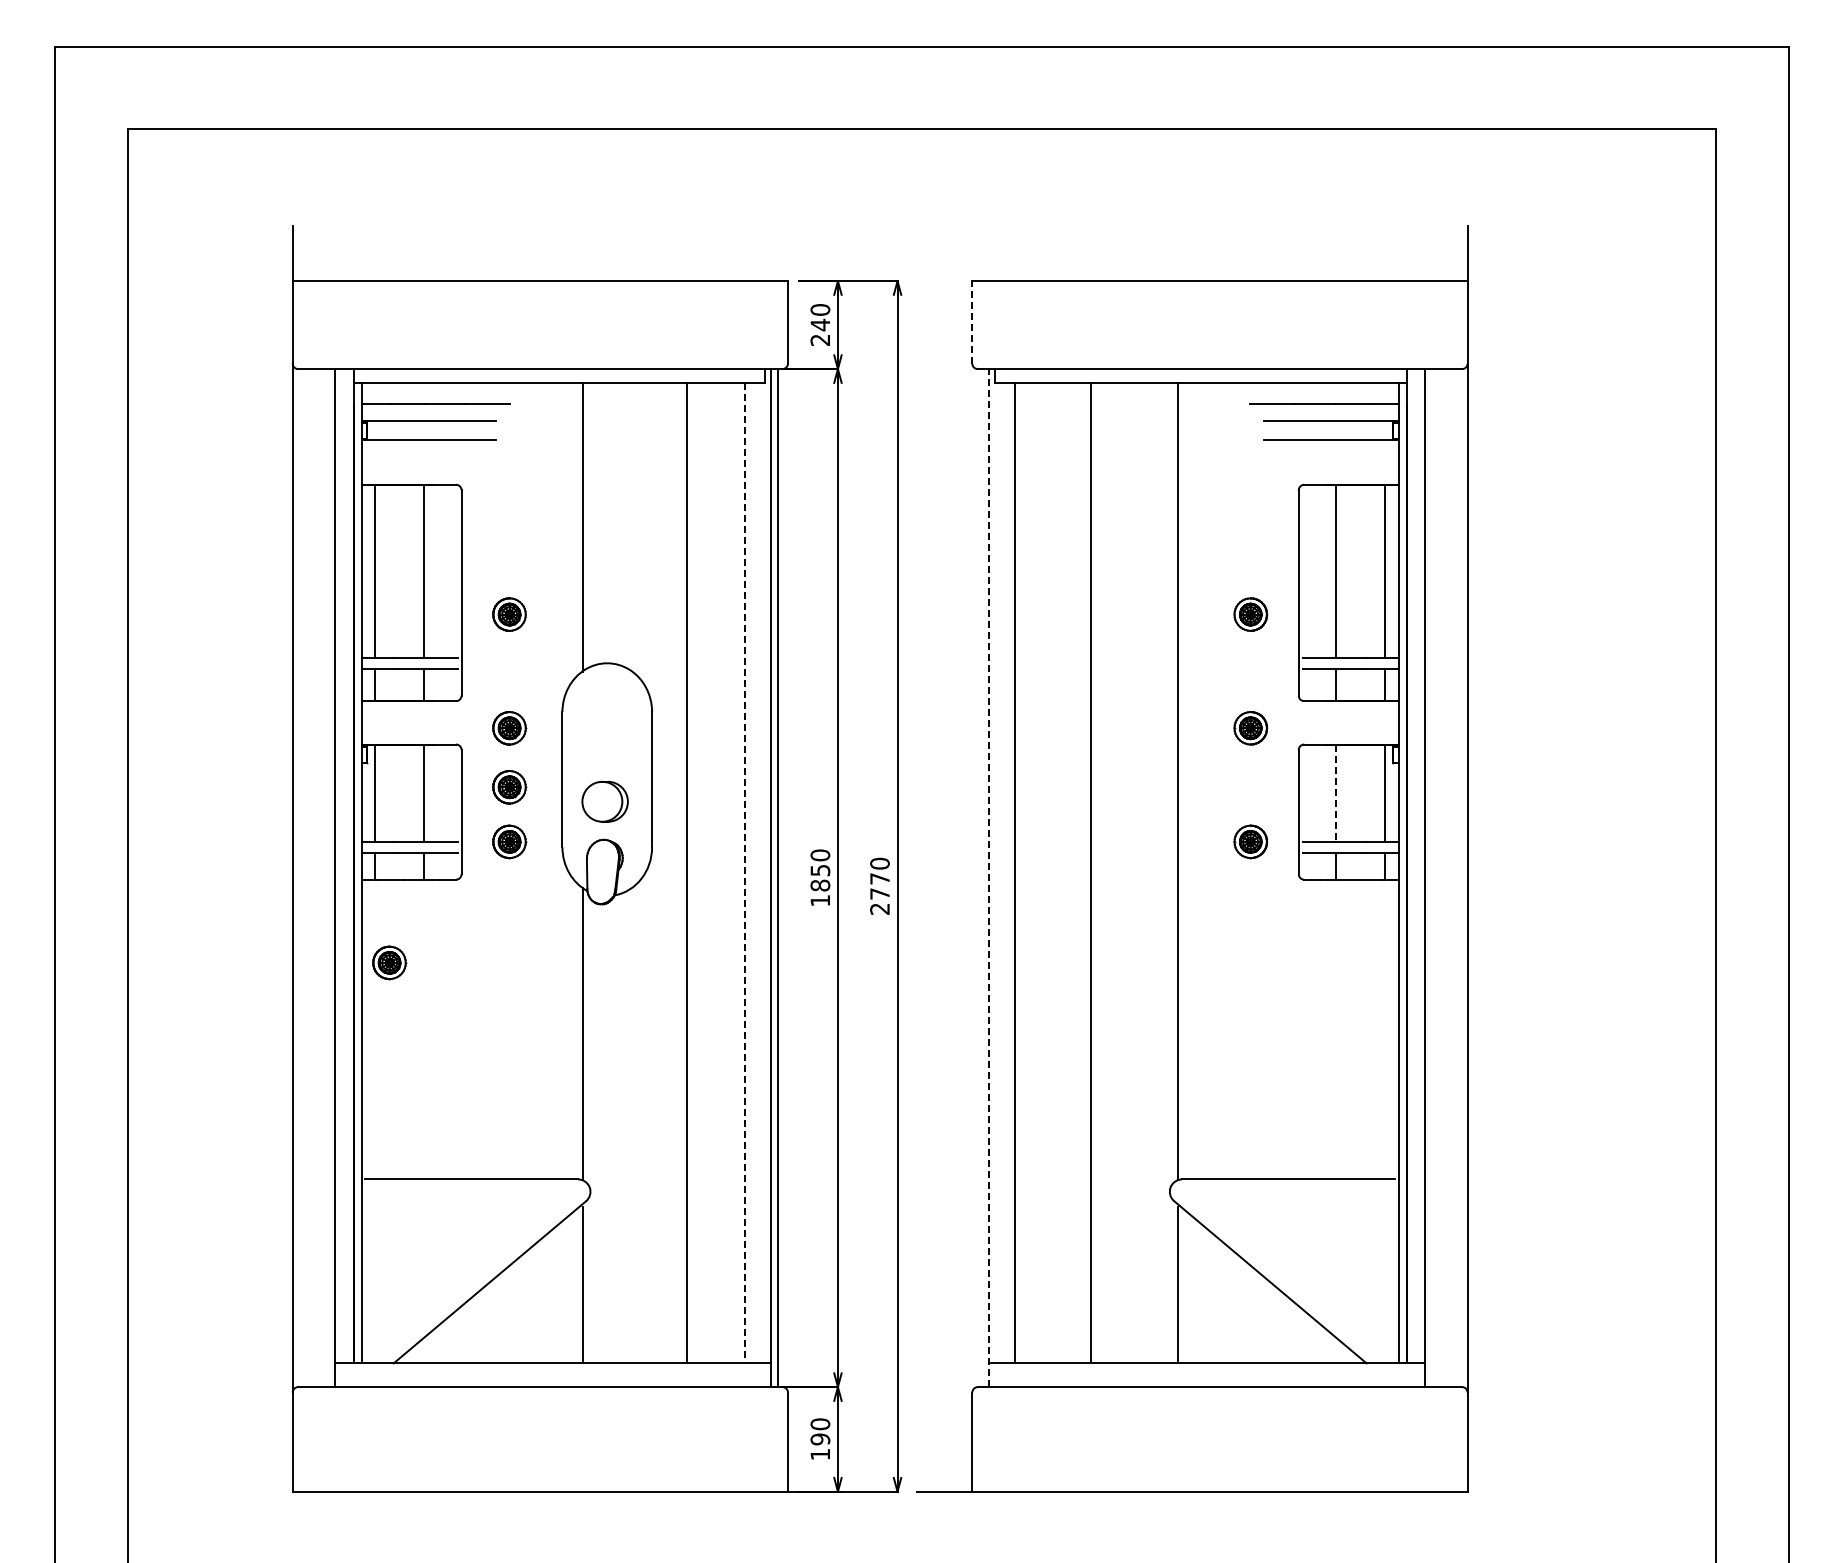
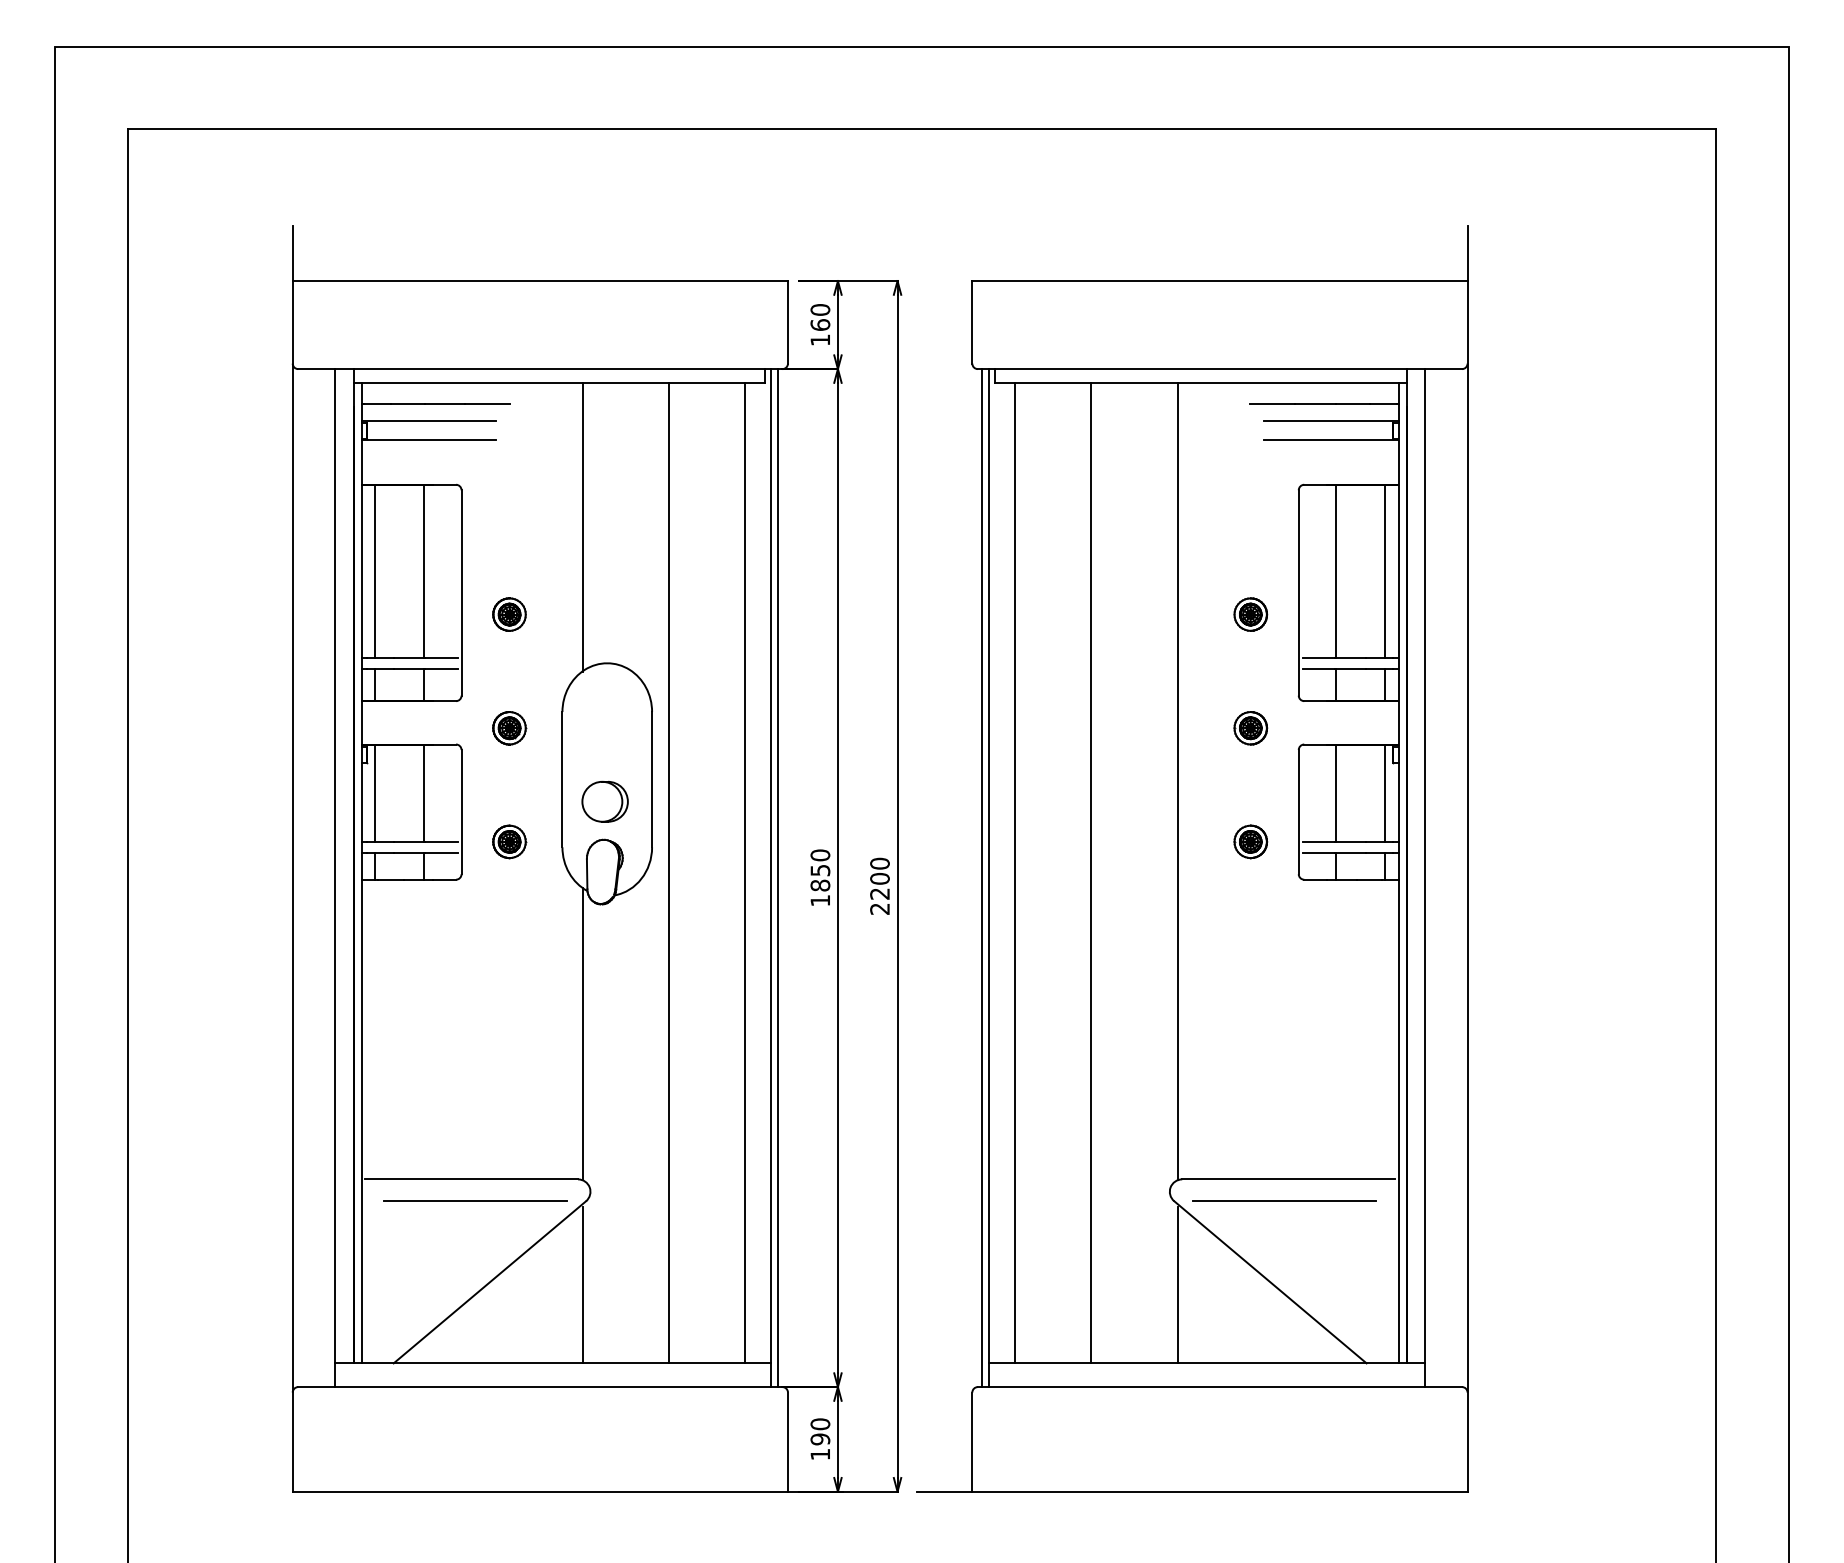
line: dashed -> solid (972, 321)
text: 240 -> 160 (820, 331)
part: present -> none (509, 787)
line: dashed -> solid (1336, 793)
line position: (687, 873) -> (669, 873) (669, 873)
line: dashed -> solid (744, 873)
line: none -> present (982, 878)
line: dashed -> solid (989, 878)
text: 2770 -> 2200 (879, 886)
part: present -> none (389, 962)
line: none -> present (475, 1200)
line: none -> present (1284, 1200)
